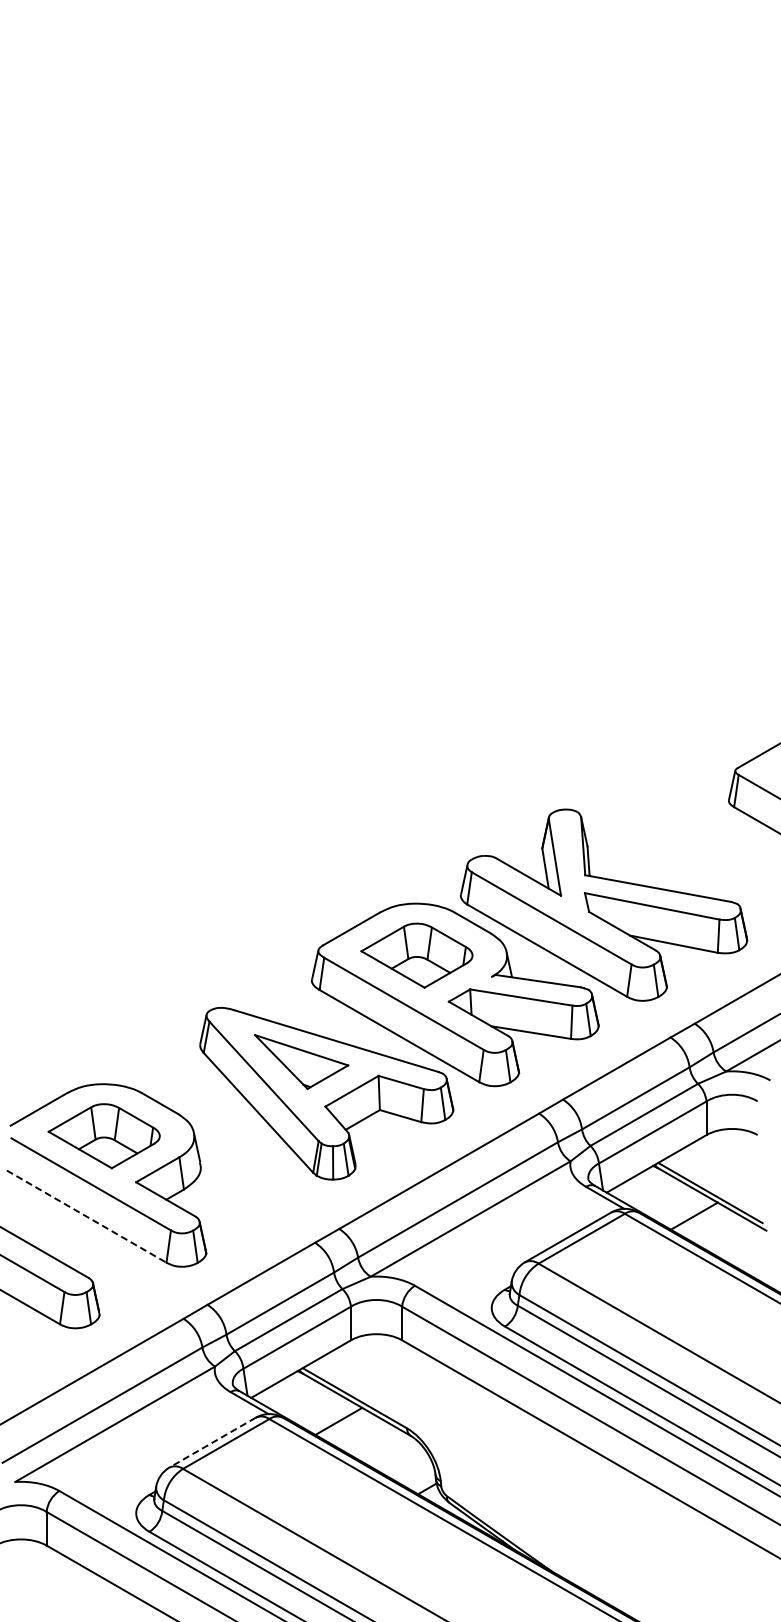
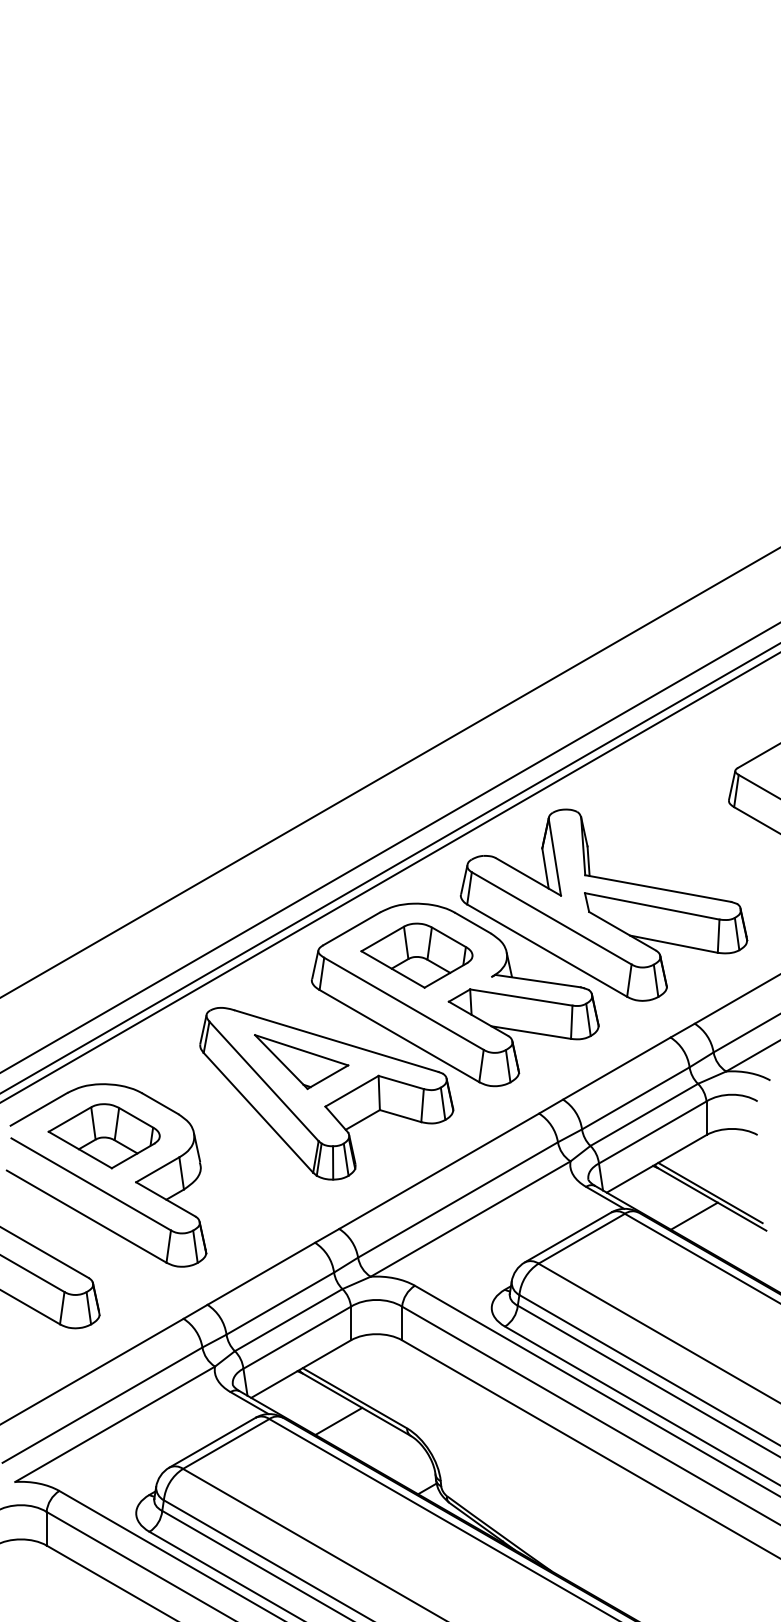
line: none -> present (389, 772)
line: none -> present (389, 847)
line: none -> present (389, 868)
line: none -> present (389, 877)
line: dashed -> solid (87, 1216)
line: dashed -> solid (212, 1442)
